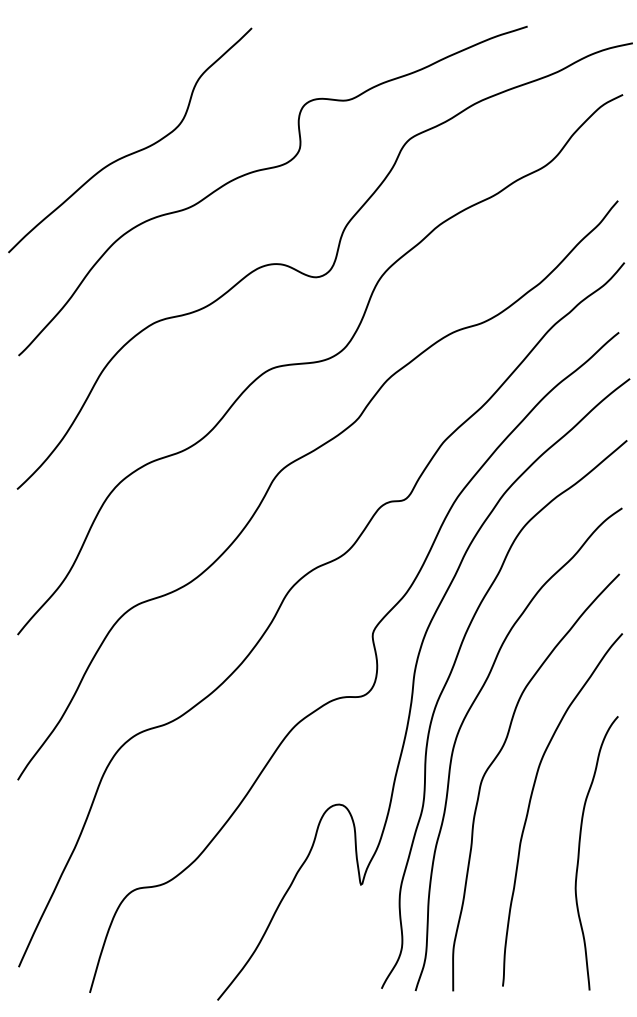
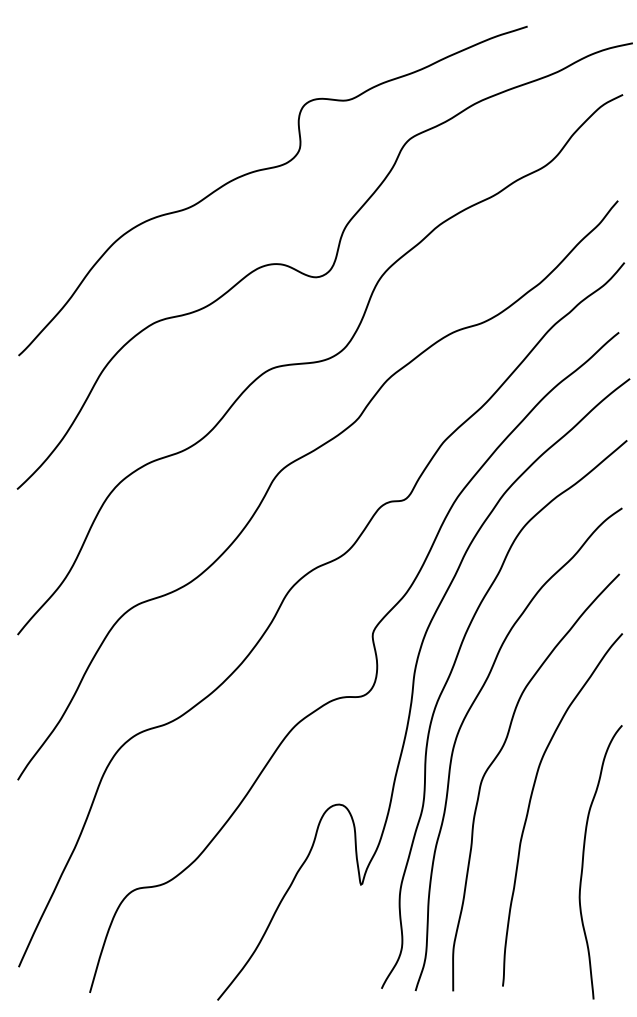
curve: present -> none (134, 151)
curve position: (579, 853) -> (583, 862) (583, 862)
